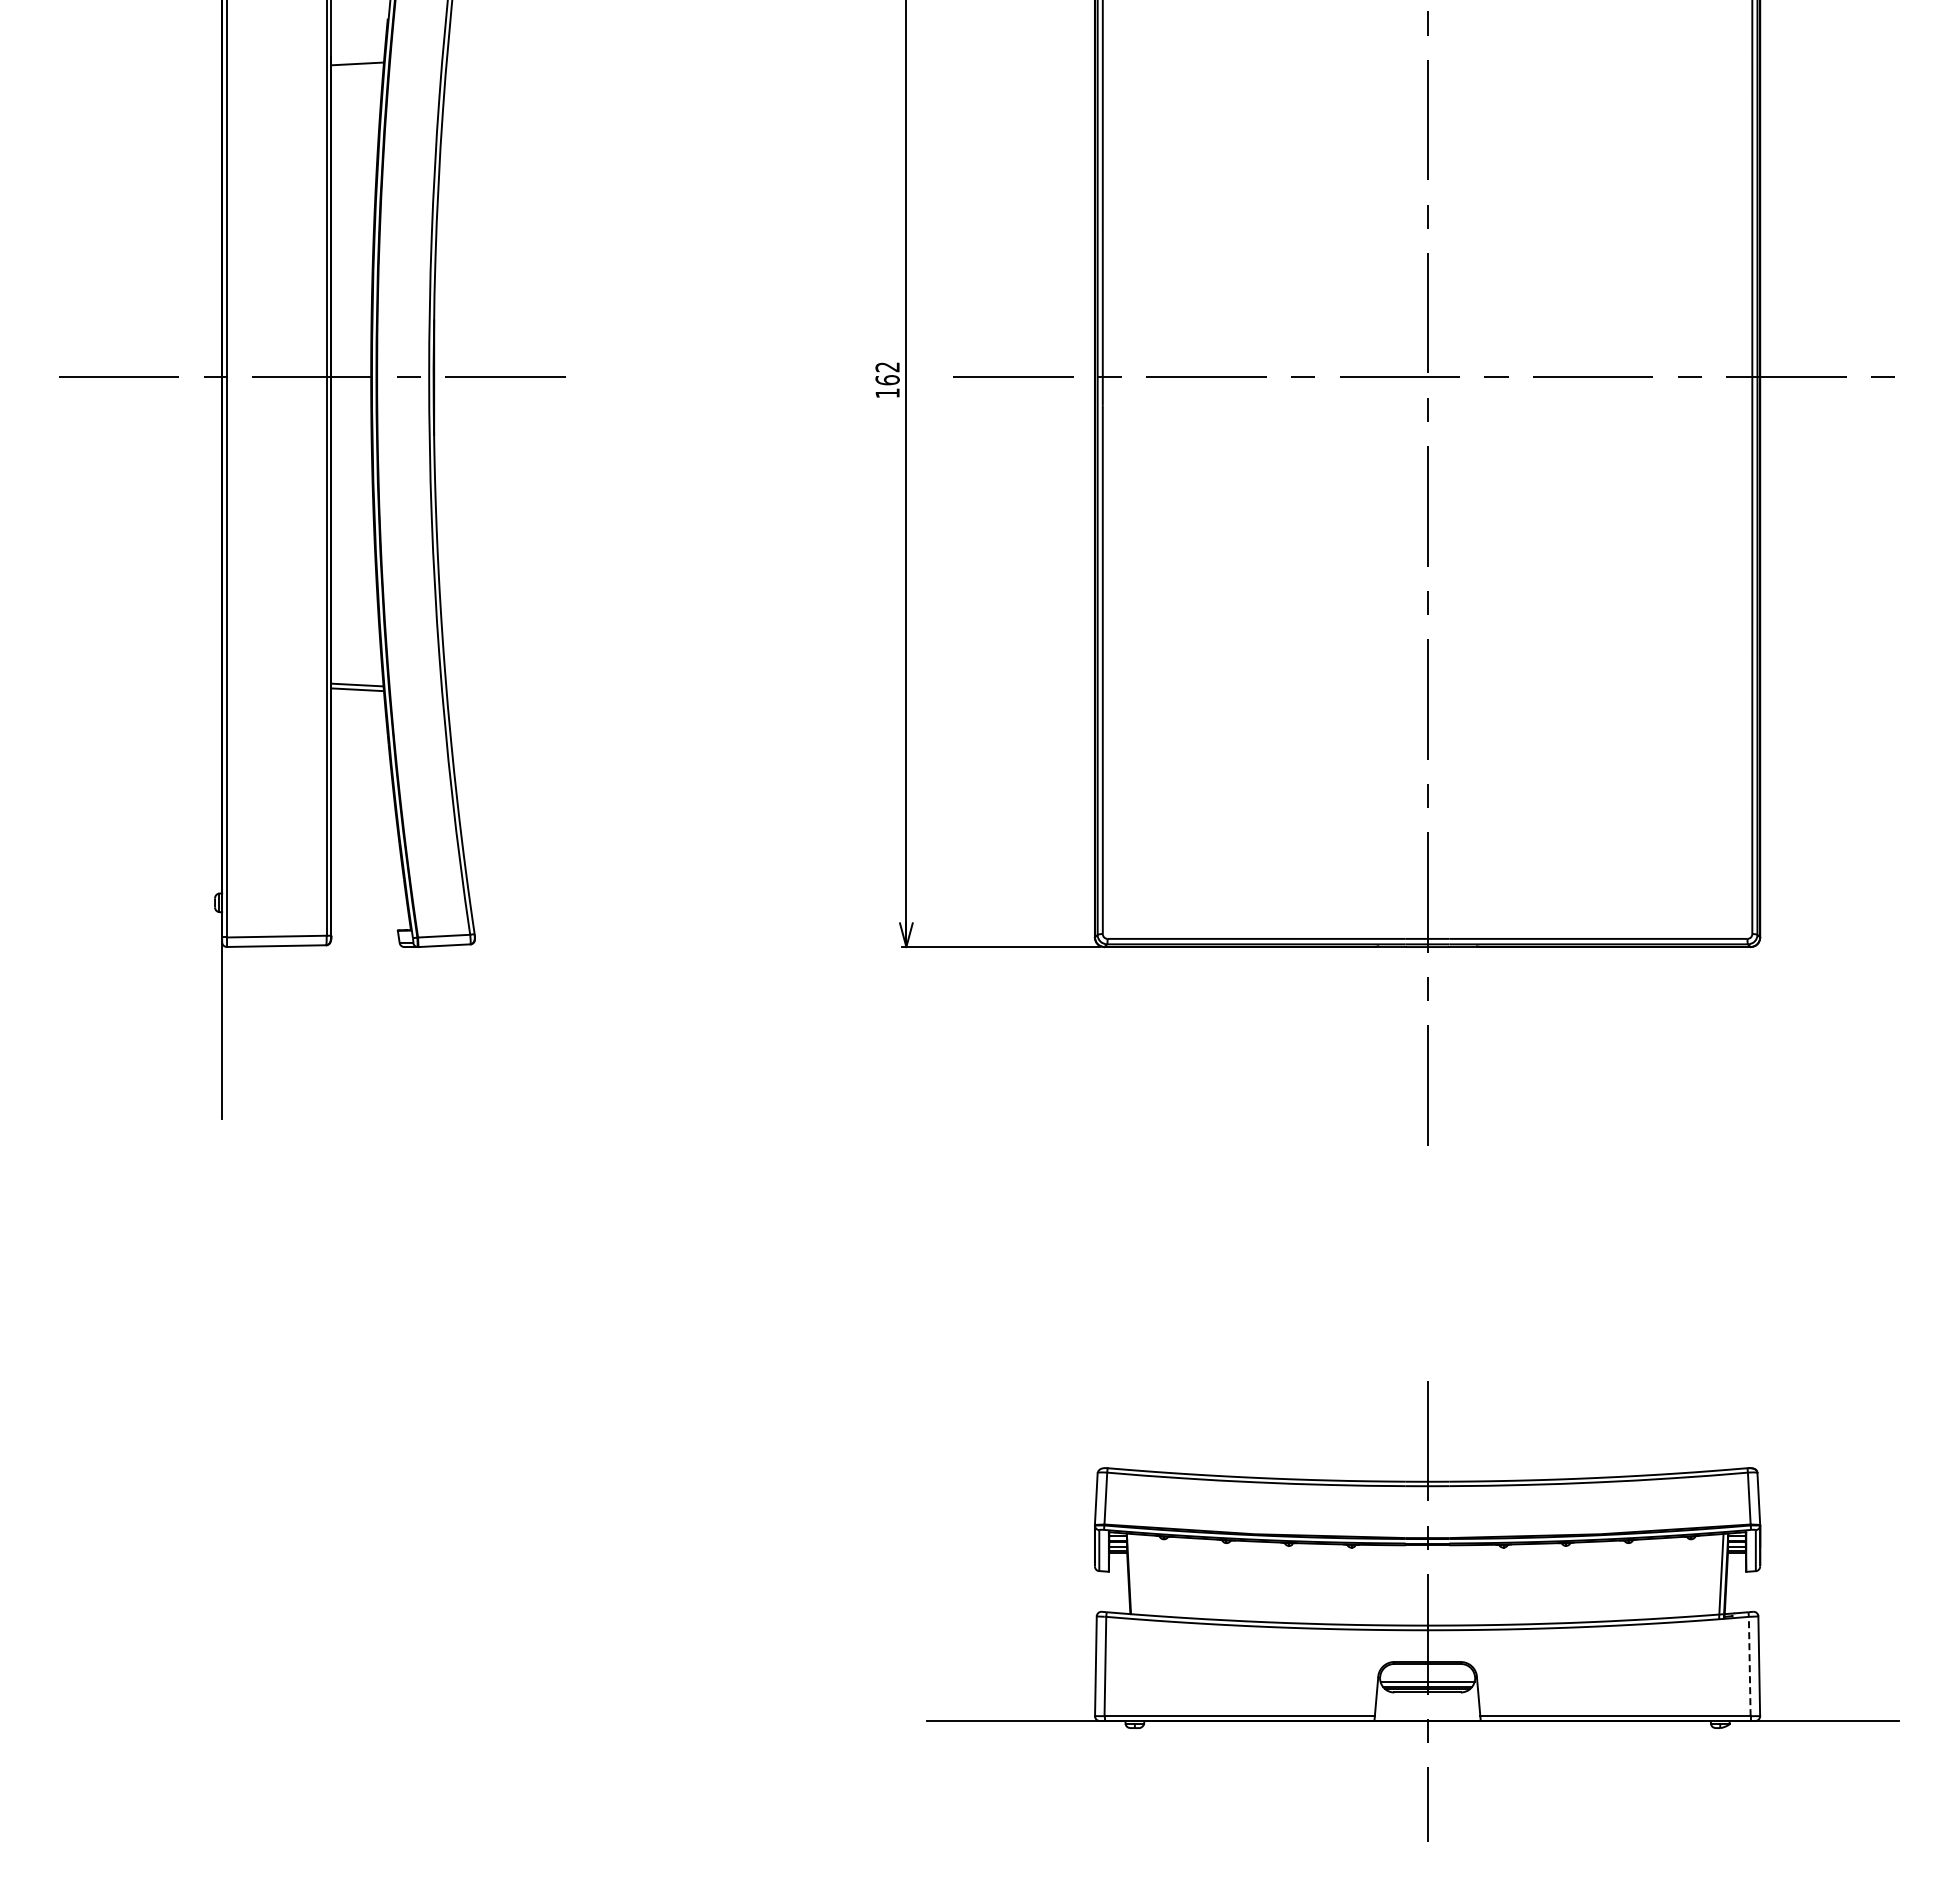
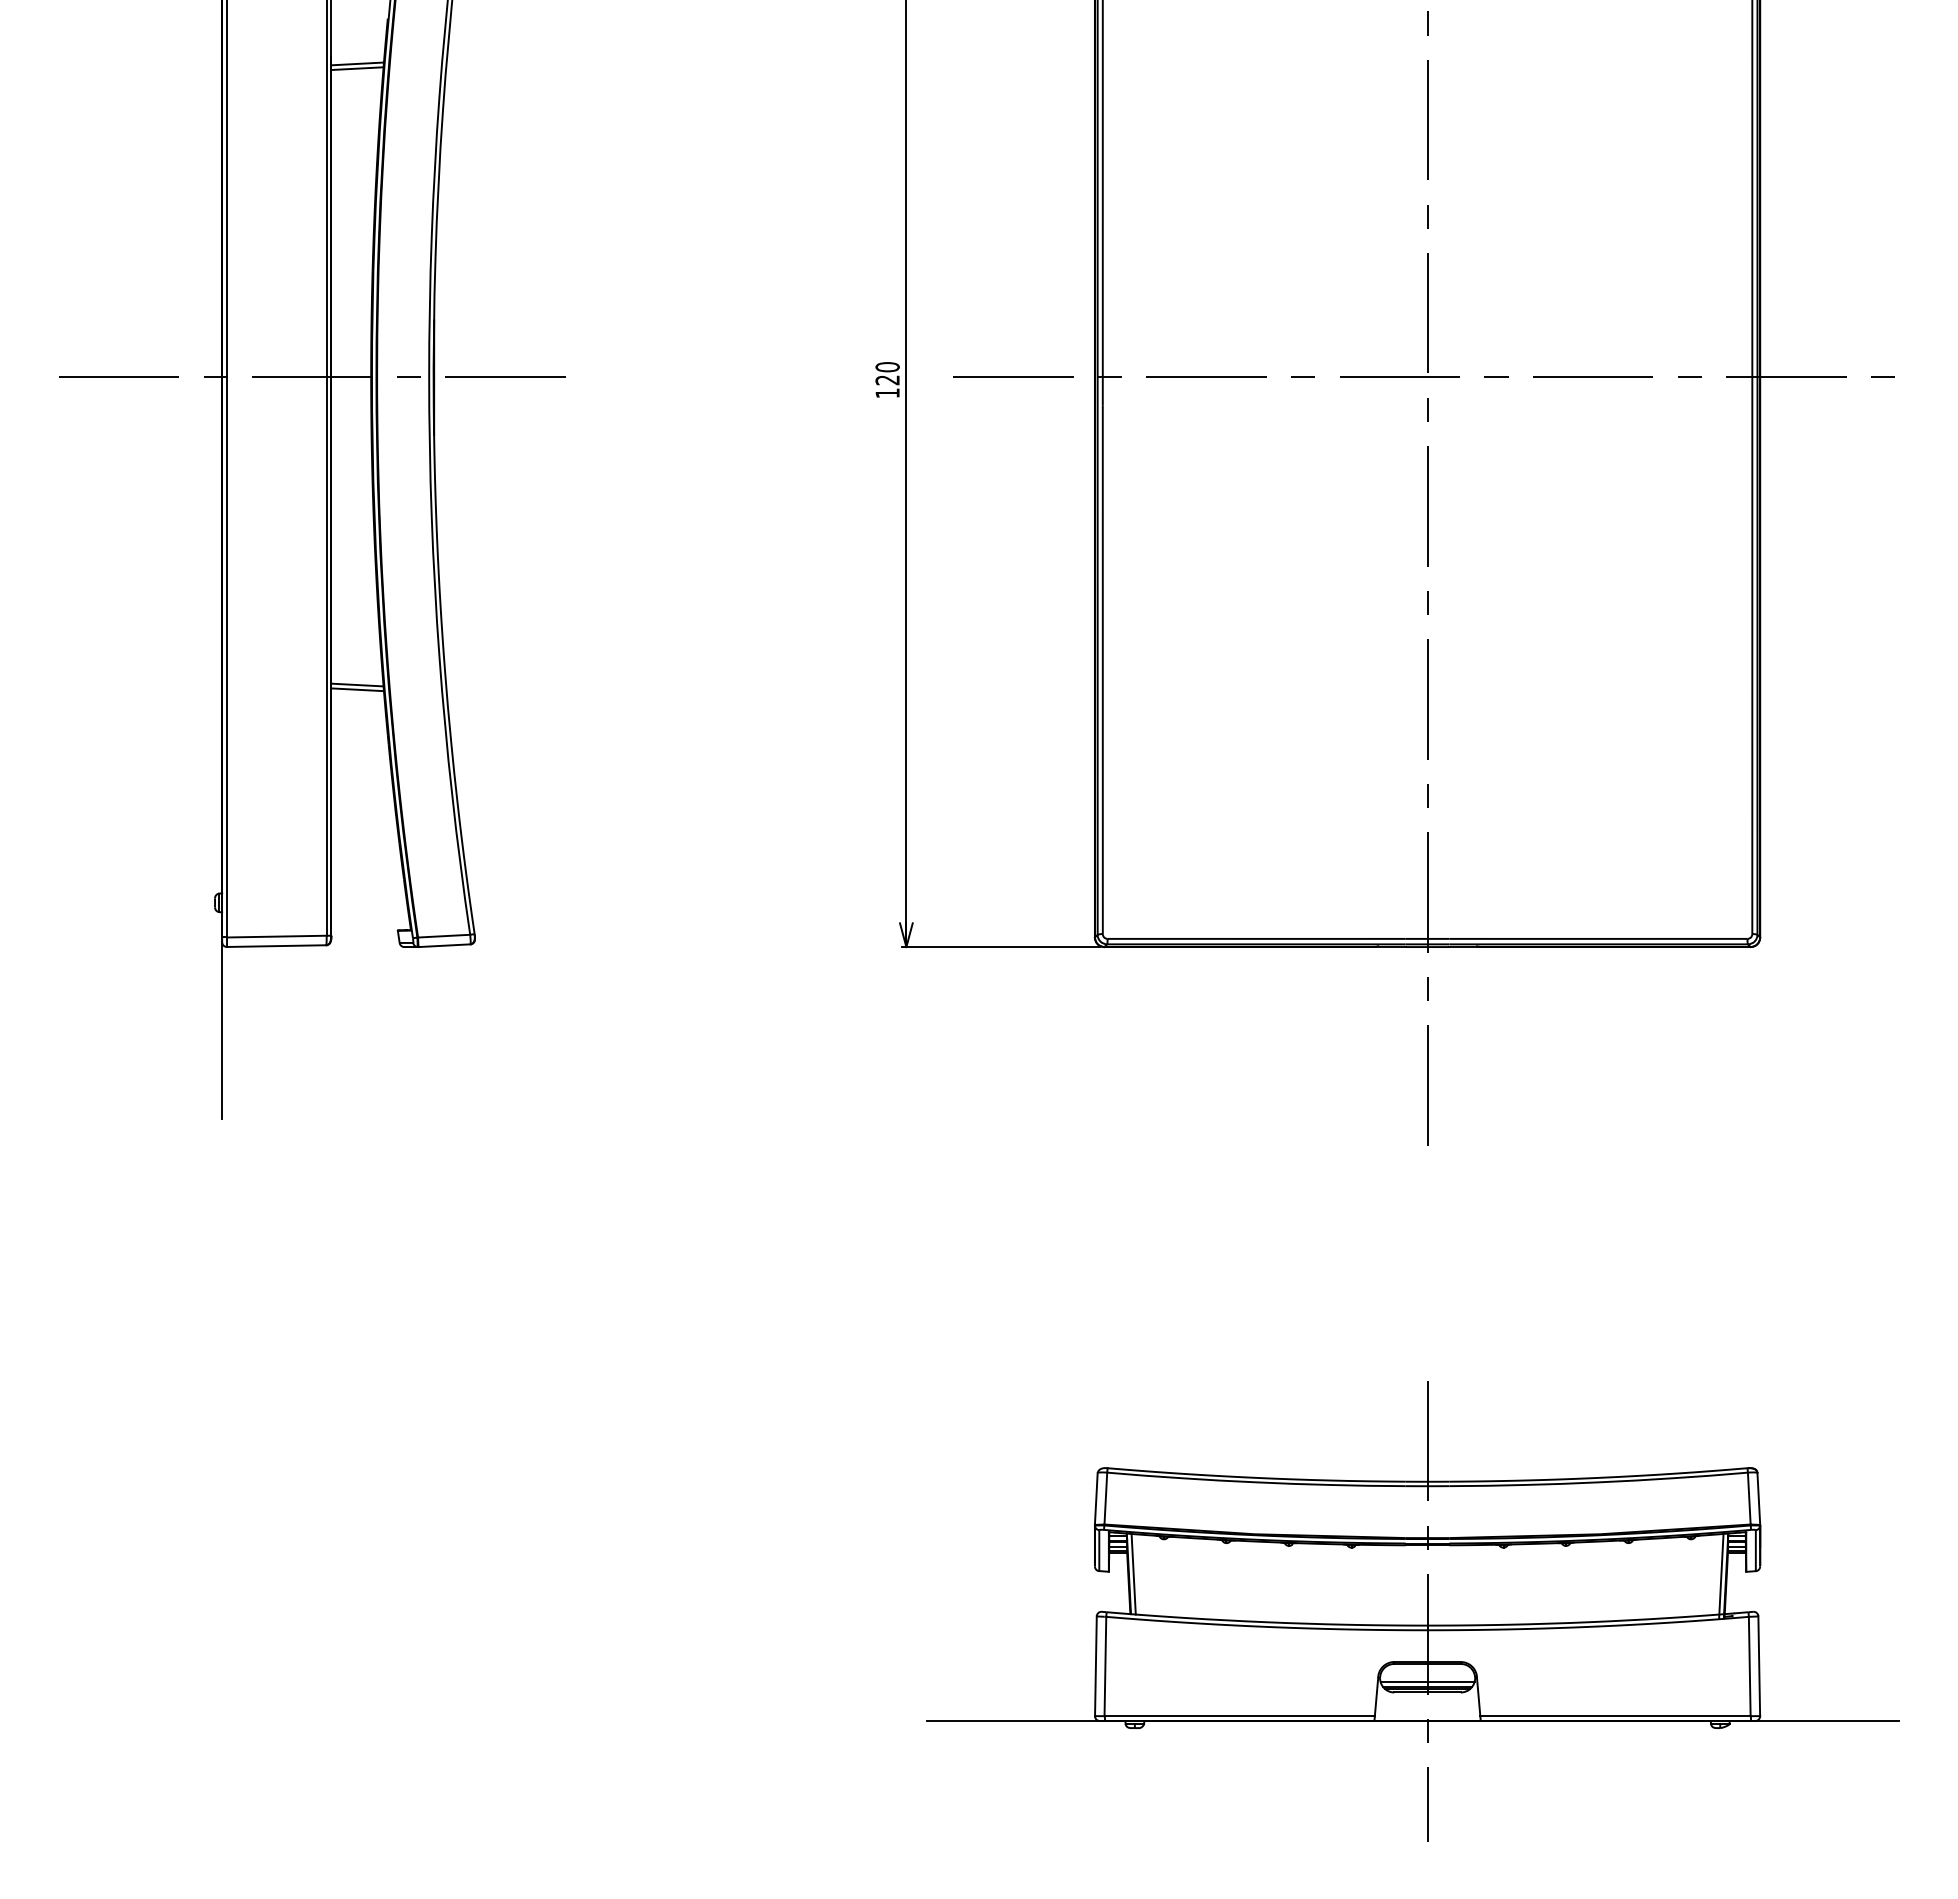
line: none -> present (357, 68)
text: 162 -> 120 (887, 373)
line: none -> present (1133, 1573)
line: dashed -> solid (1749, 1666)
